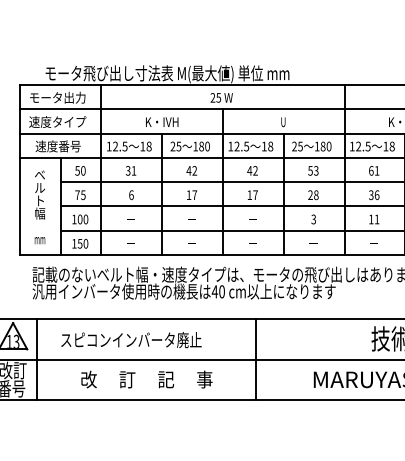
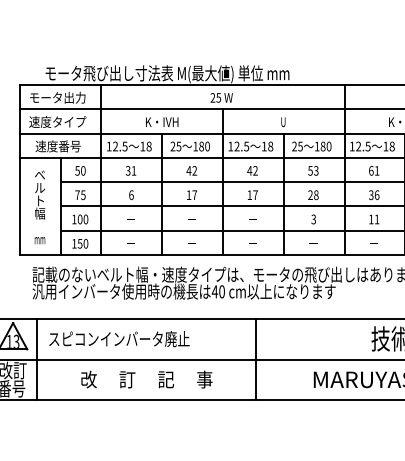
text position: (131, 340) -> (119, 339) (119, 339)
